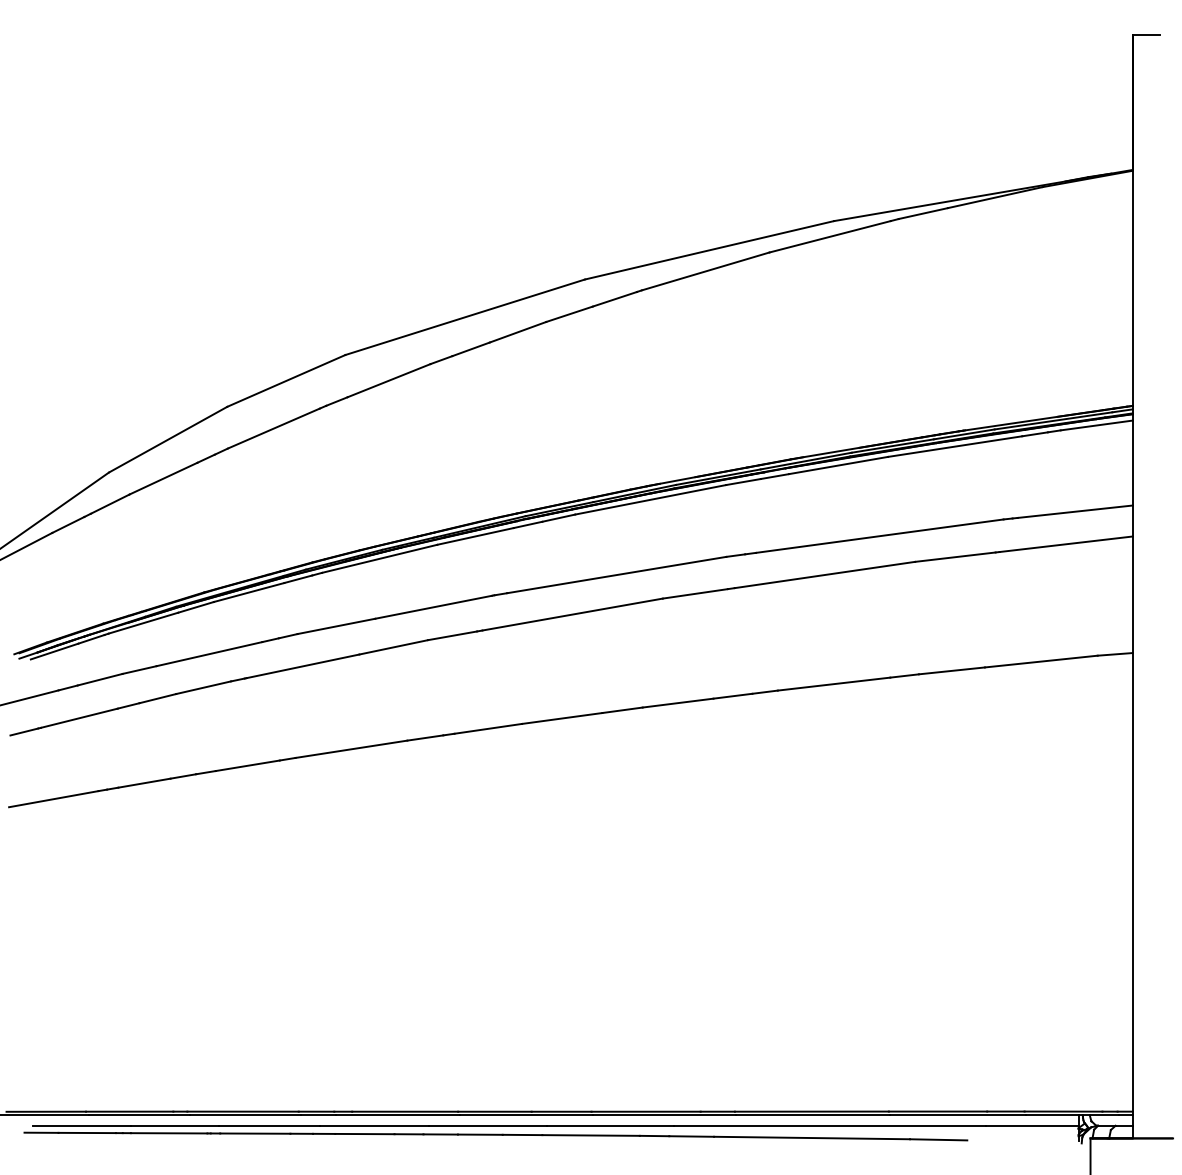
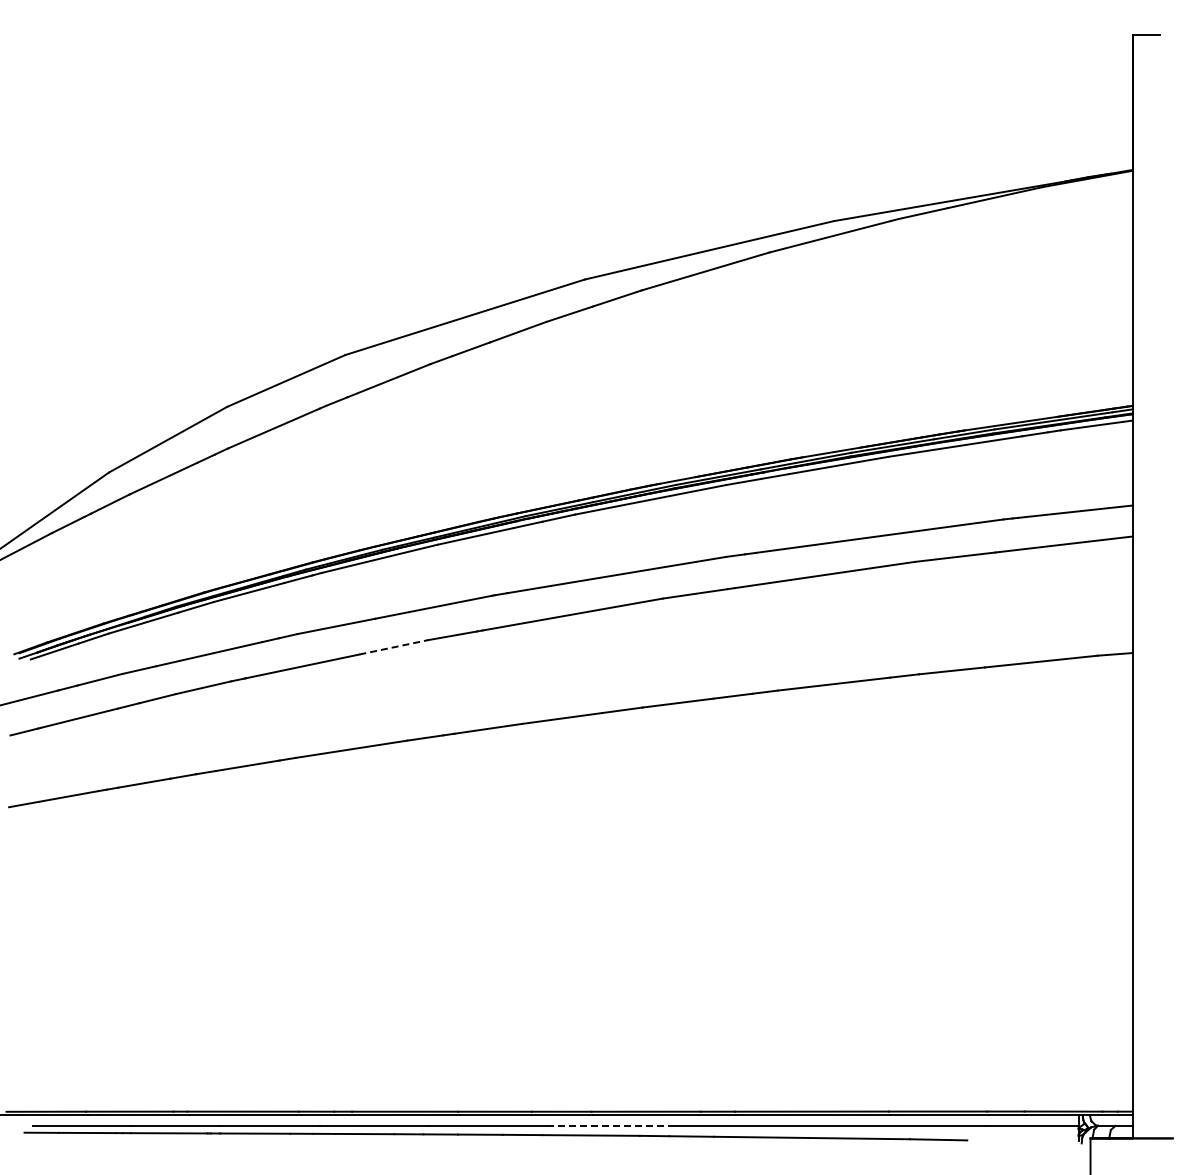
line: solid -> dashed (394, 647)
line: solid -> dashed (611, 1125)
